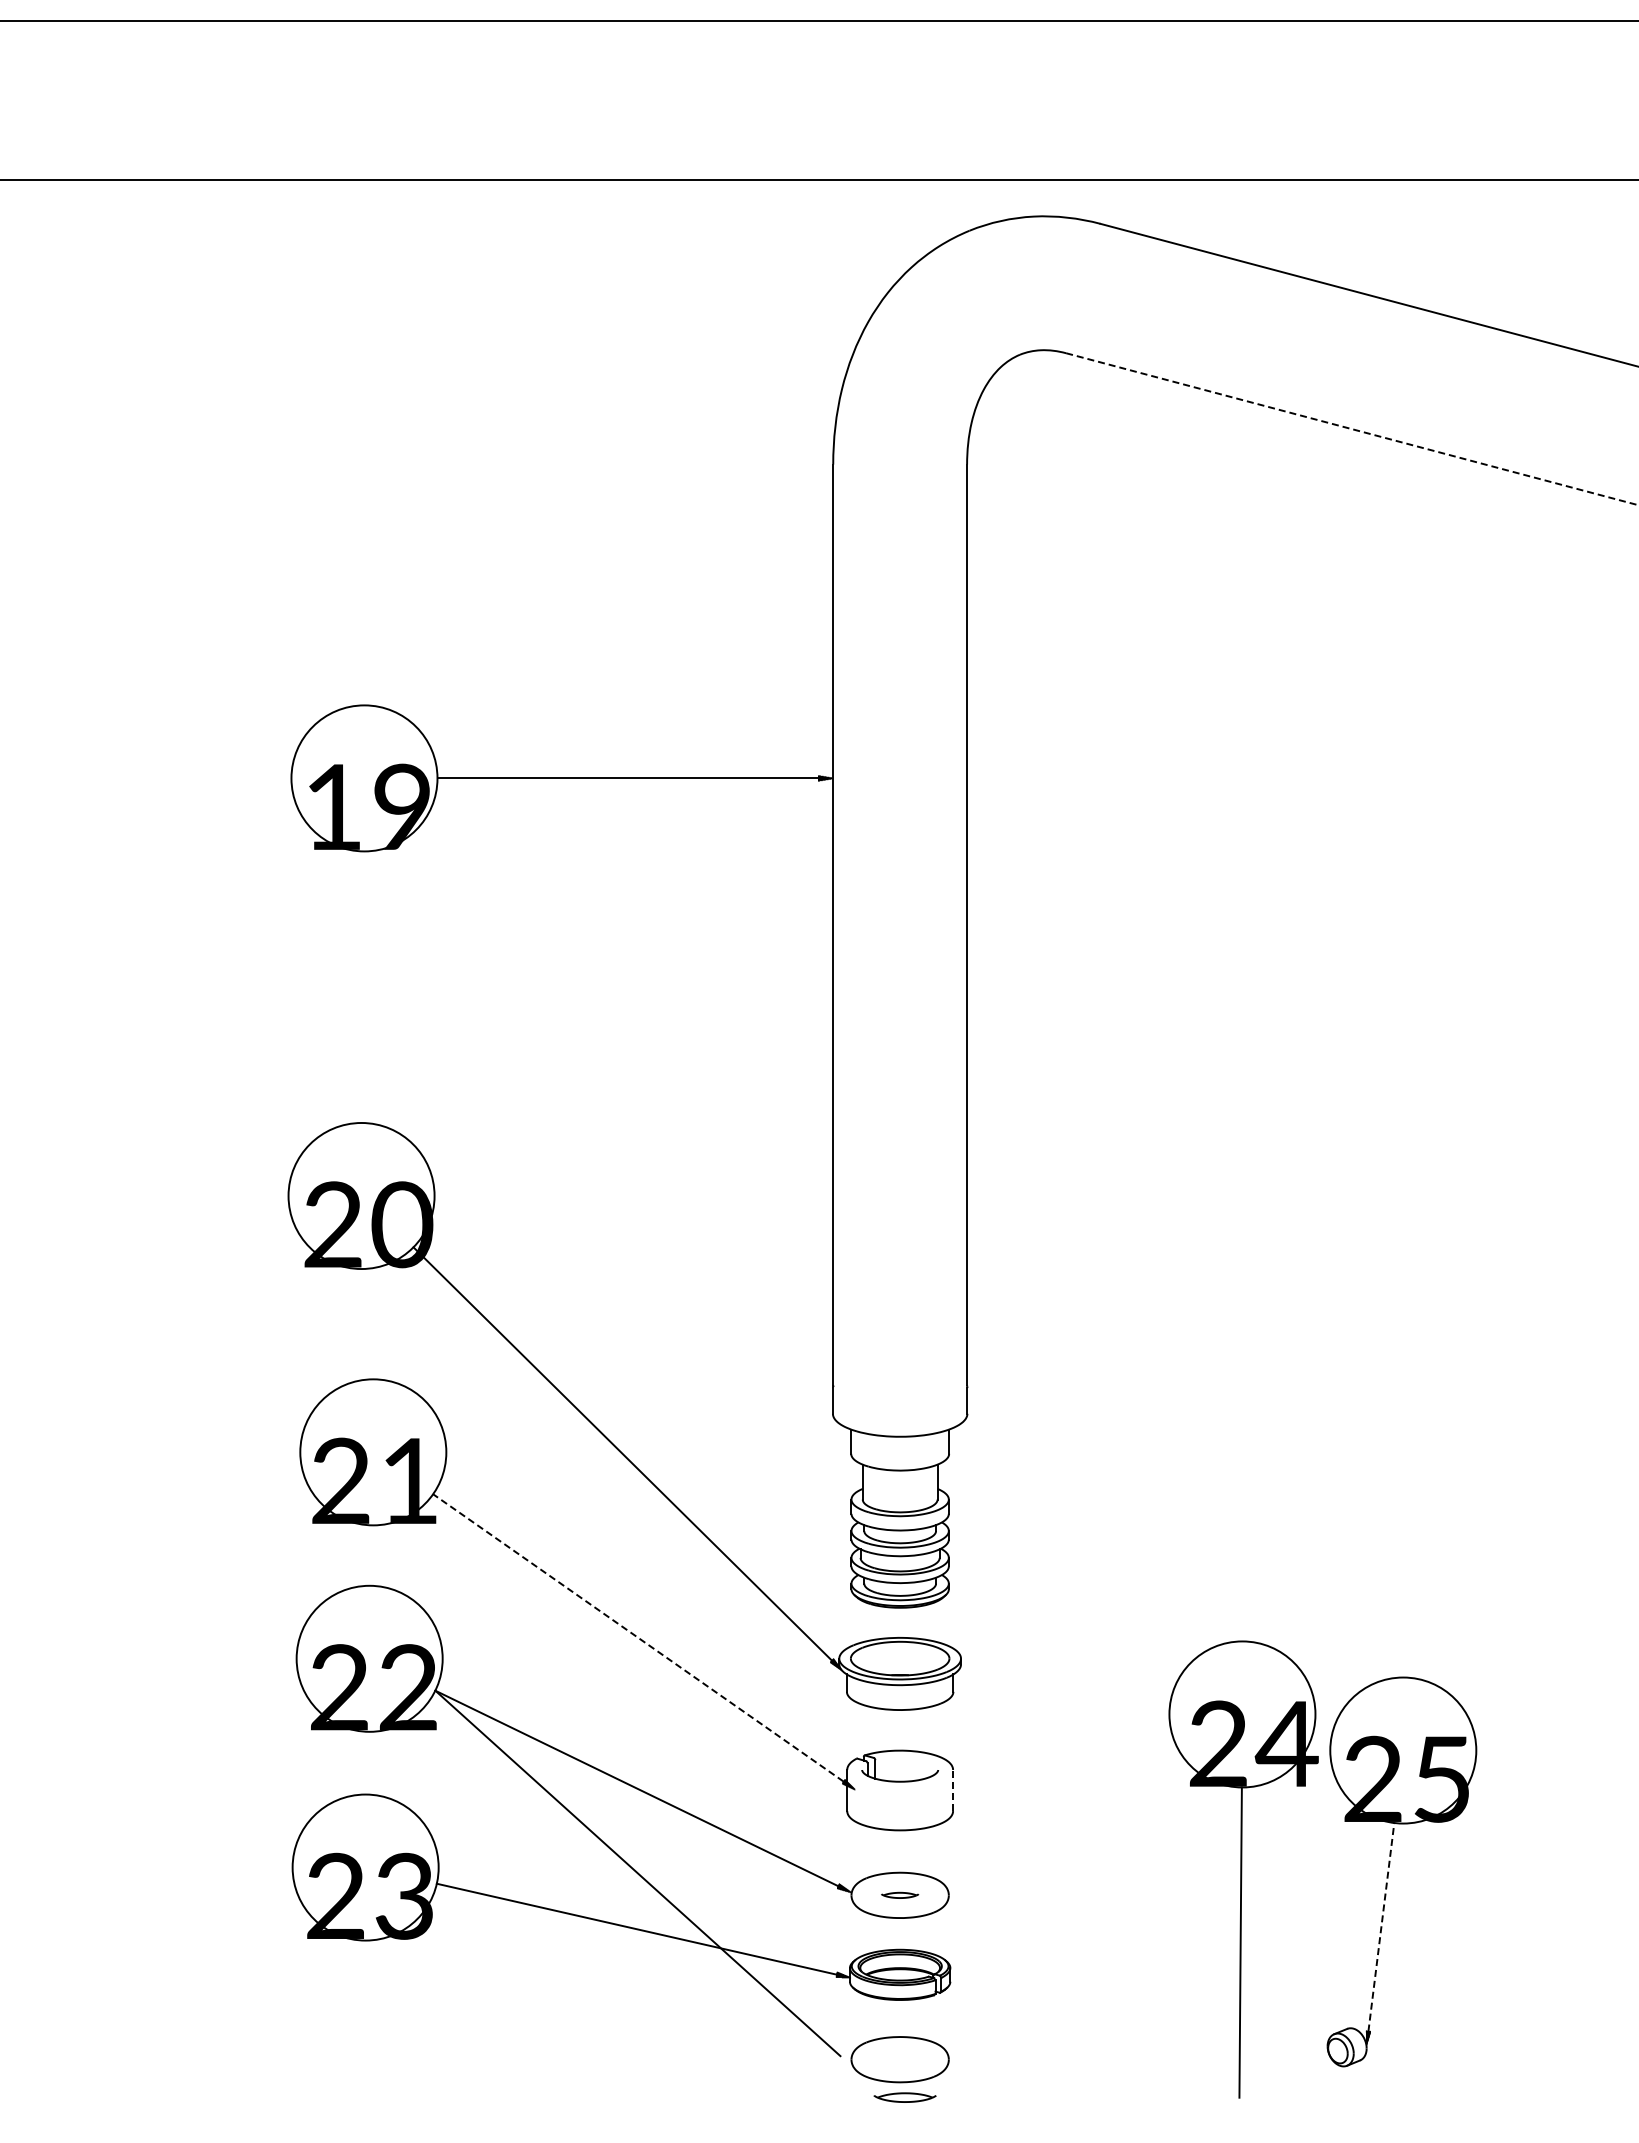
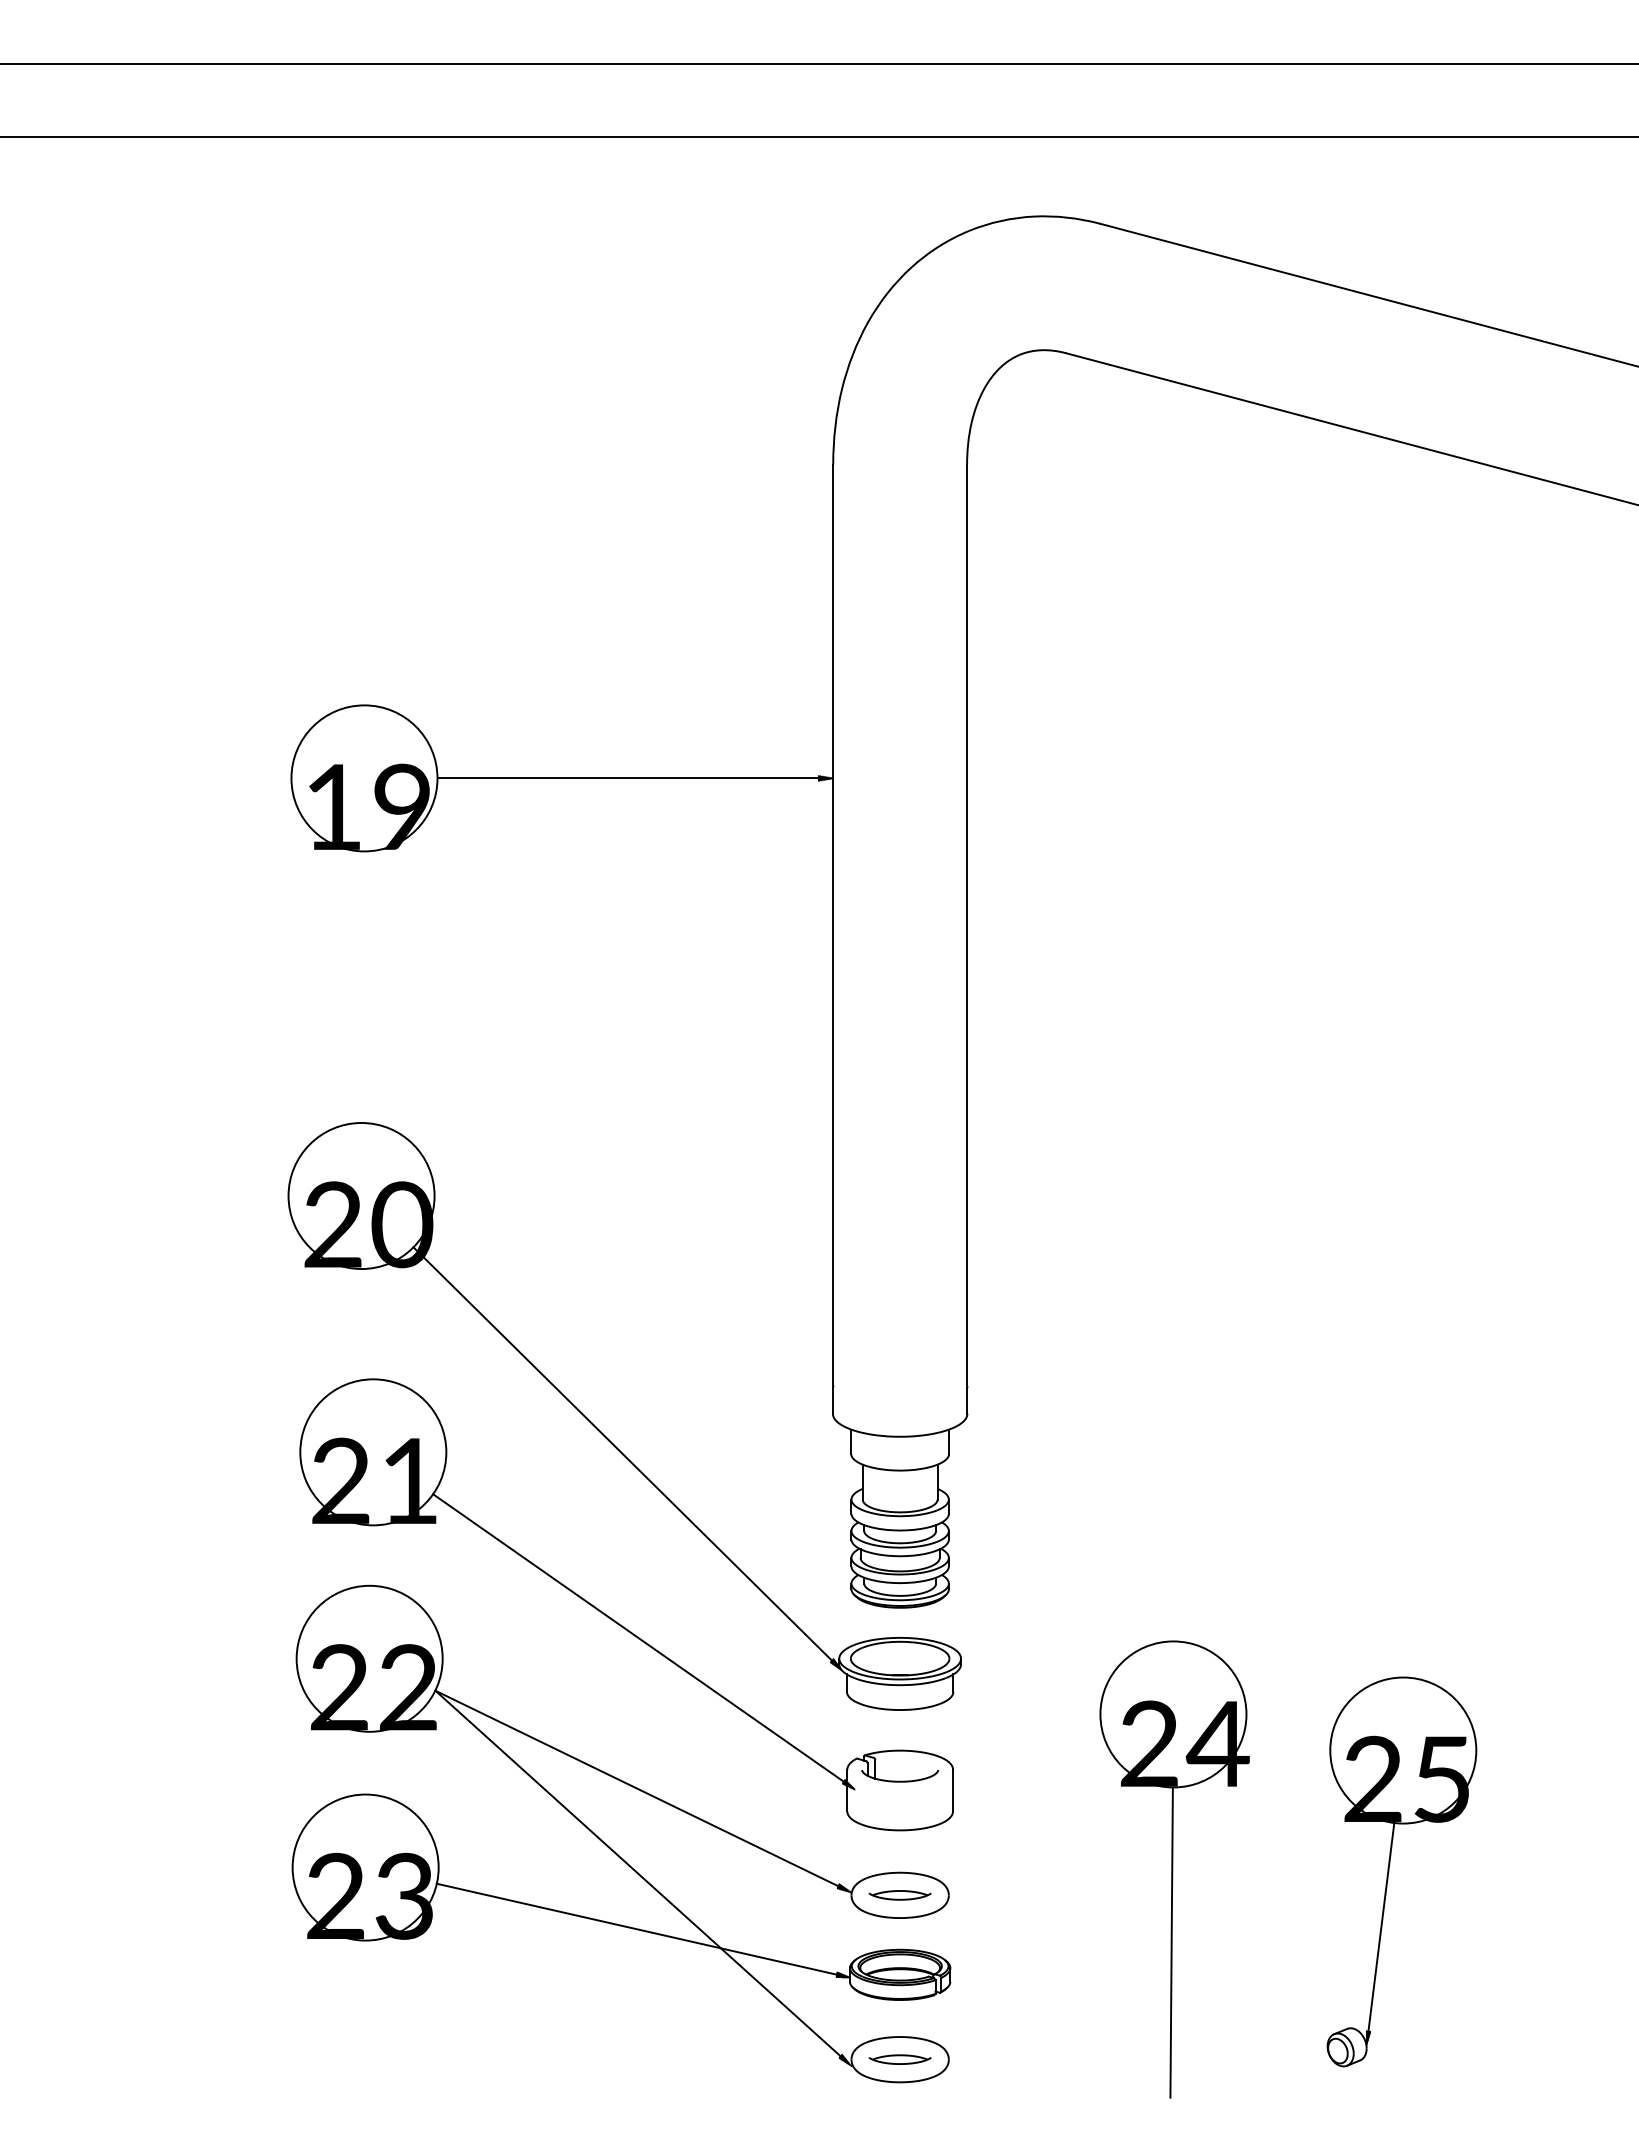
line position: (818, 21) -> (818, 64) (818, 64)
line position: (818, 180) -> (818, 137) (818, 137)
line: dashed -> solid (1352, 429)
line: dashed -> solid (637, 1637)
line: dashed -> solid (953, 1790)
part position: (1243, 1869) -> (1174, 1869) (1174, 1869)
part size: 39x8 px -> 64x11 px (899, 1895)
line: dashed -> solid (1381, 1926)
hatch: none -> present (844, 2060)
part position: (904, 2097) -> (899, 2059) (899, 2059)
